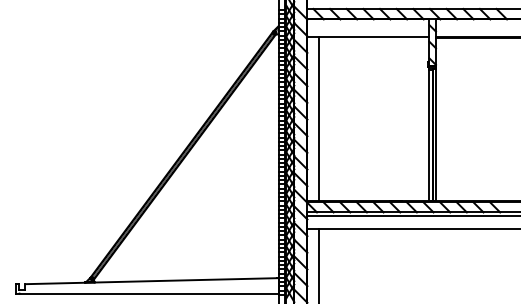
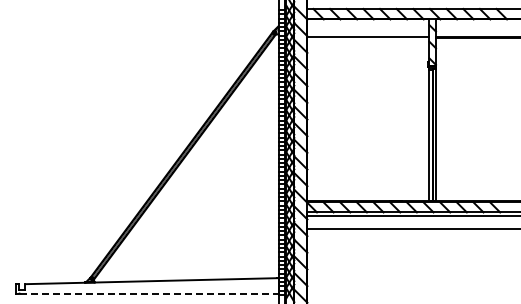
line: present -> none (318, 119)
line: present -> none (318, 264)
line: solid -> dashed (149, 294)
